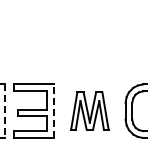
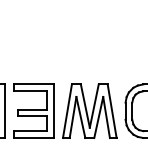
part size: 40x40 px -> 56x56 px (89, 110)
line: dashed -> solid (4, 111)
line: dashed -> solid (54, 111)
